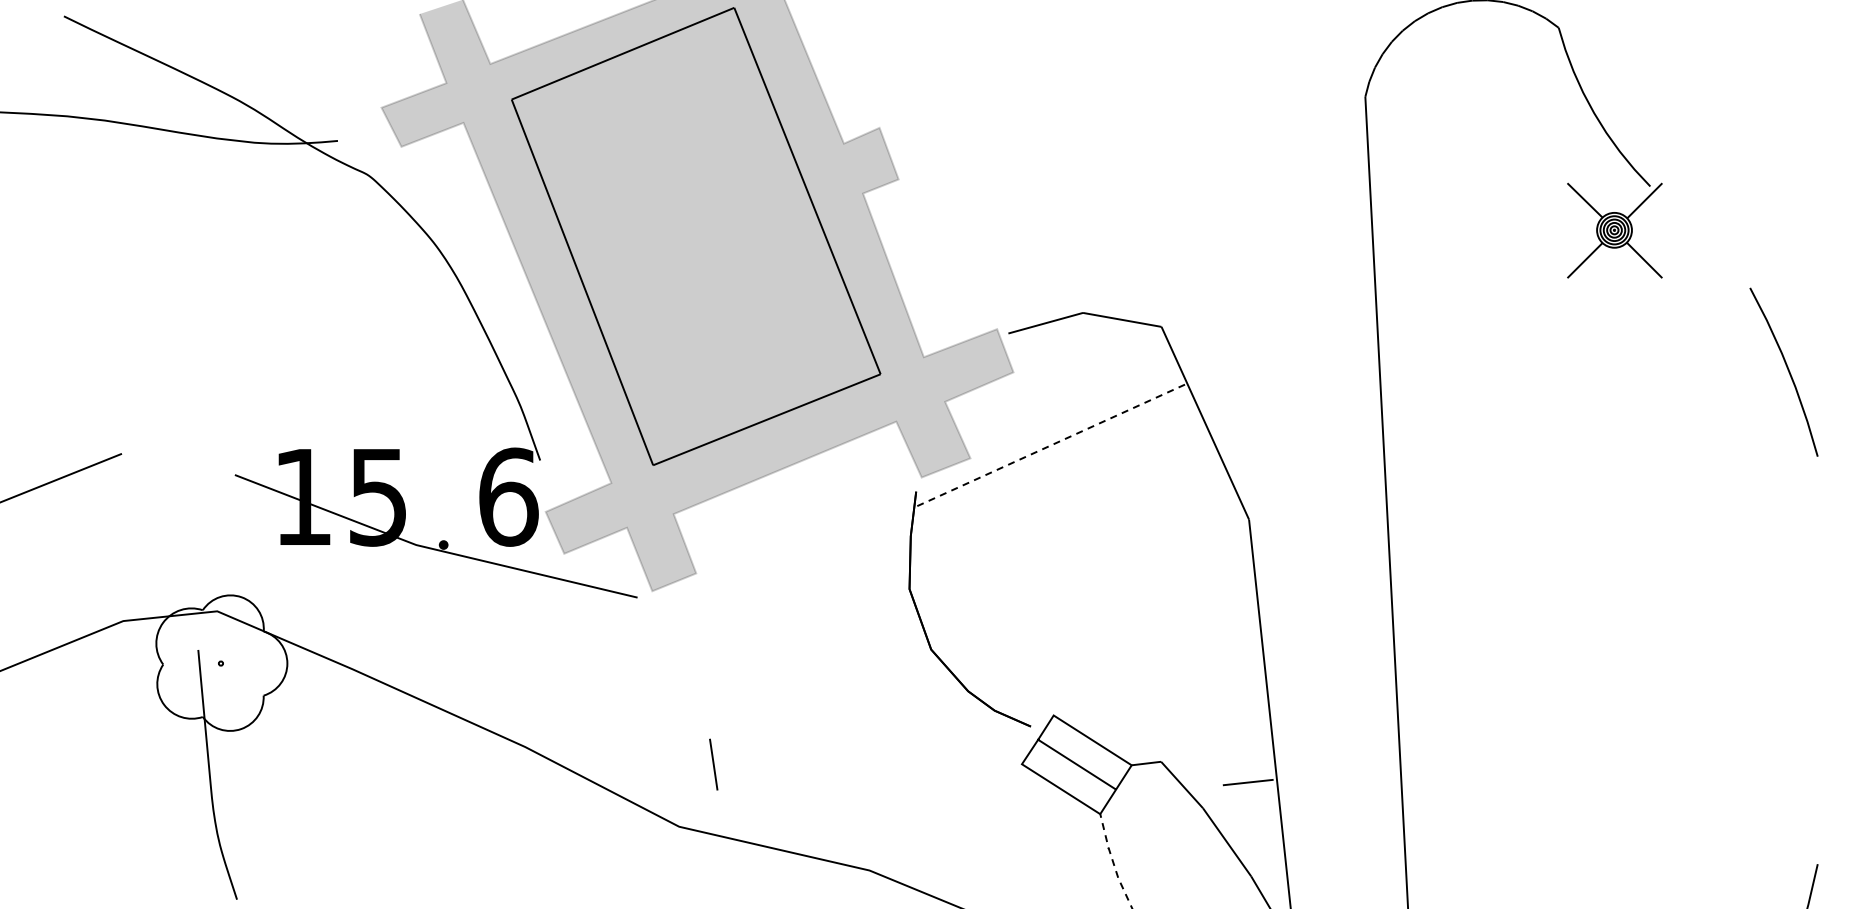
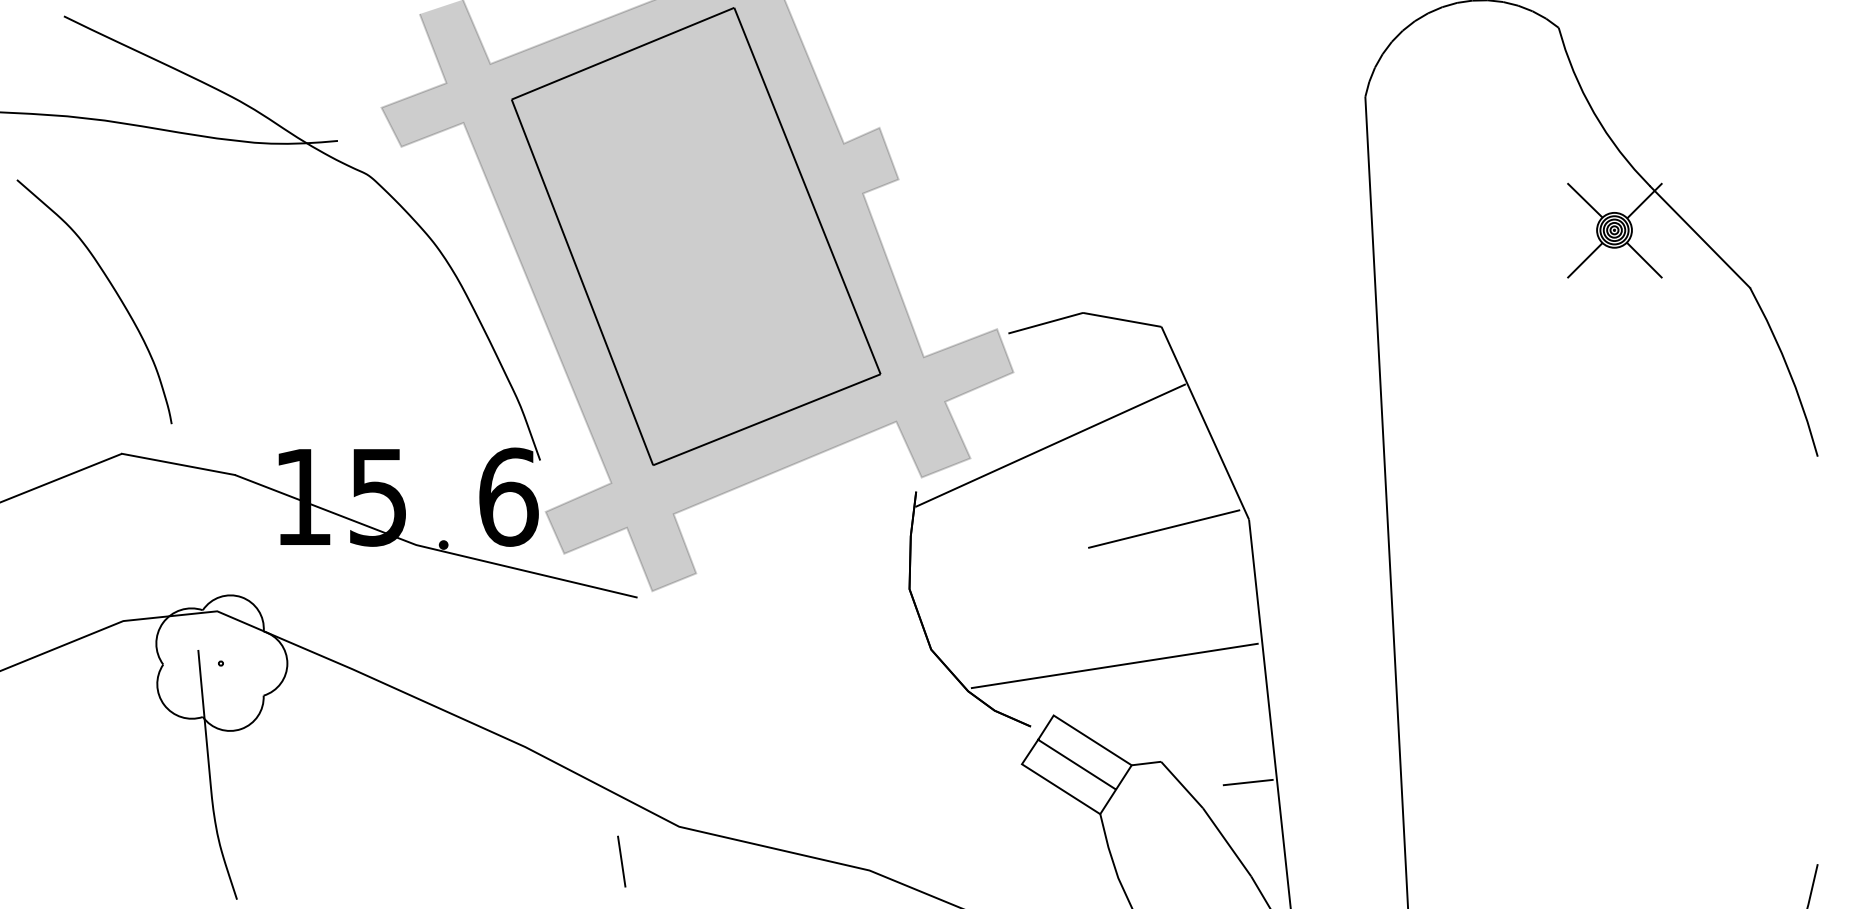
line: none -> present (1700, 236)
curve: none -> present (112, 288)
line: dashed -> solid (1050, 445)
line: none -> present (177, 464)
line: none -> present (1164, 528)
line: none -> present (1114, 665)
line position: (713, 764) -> (621, 861) (621, 861)
line: dashed -> solid (1113, 862)
